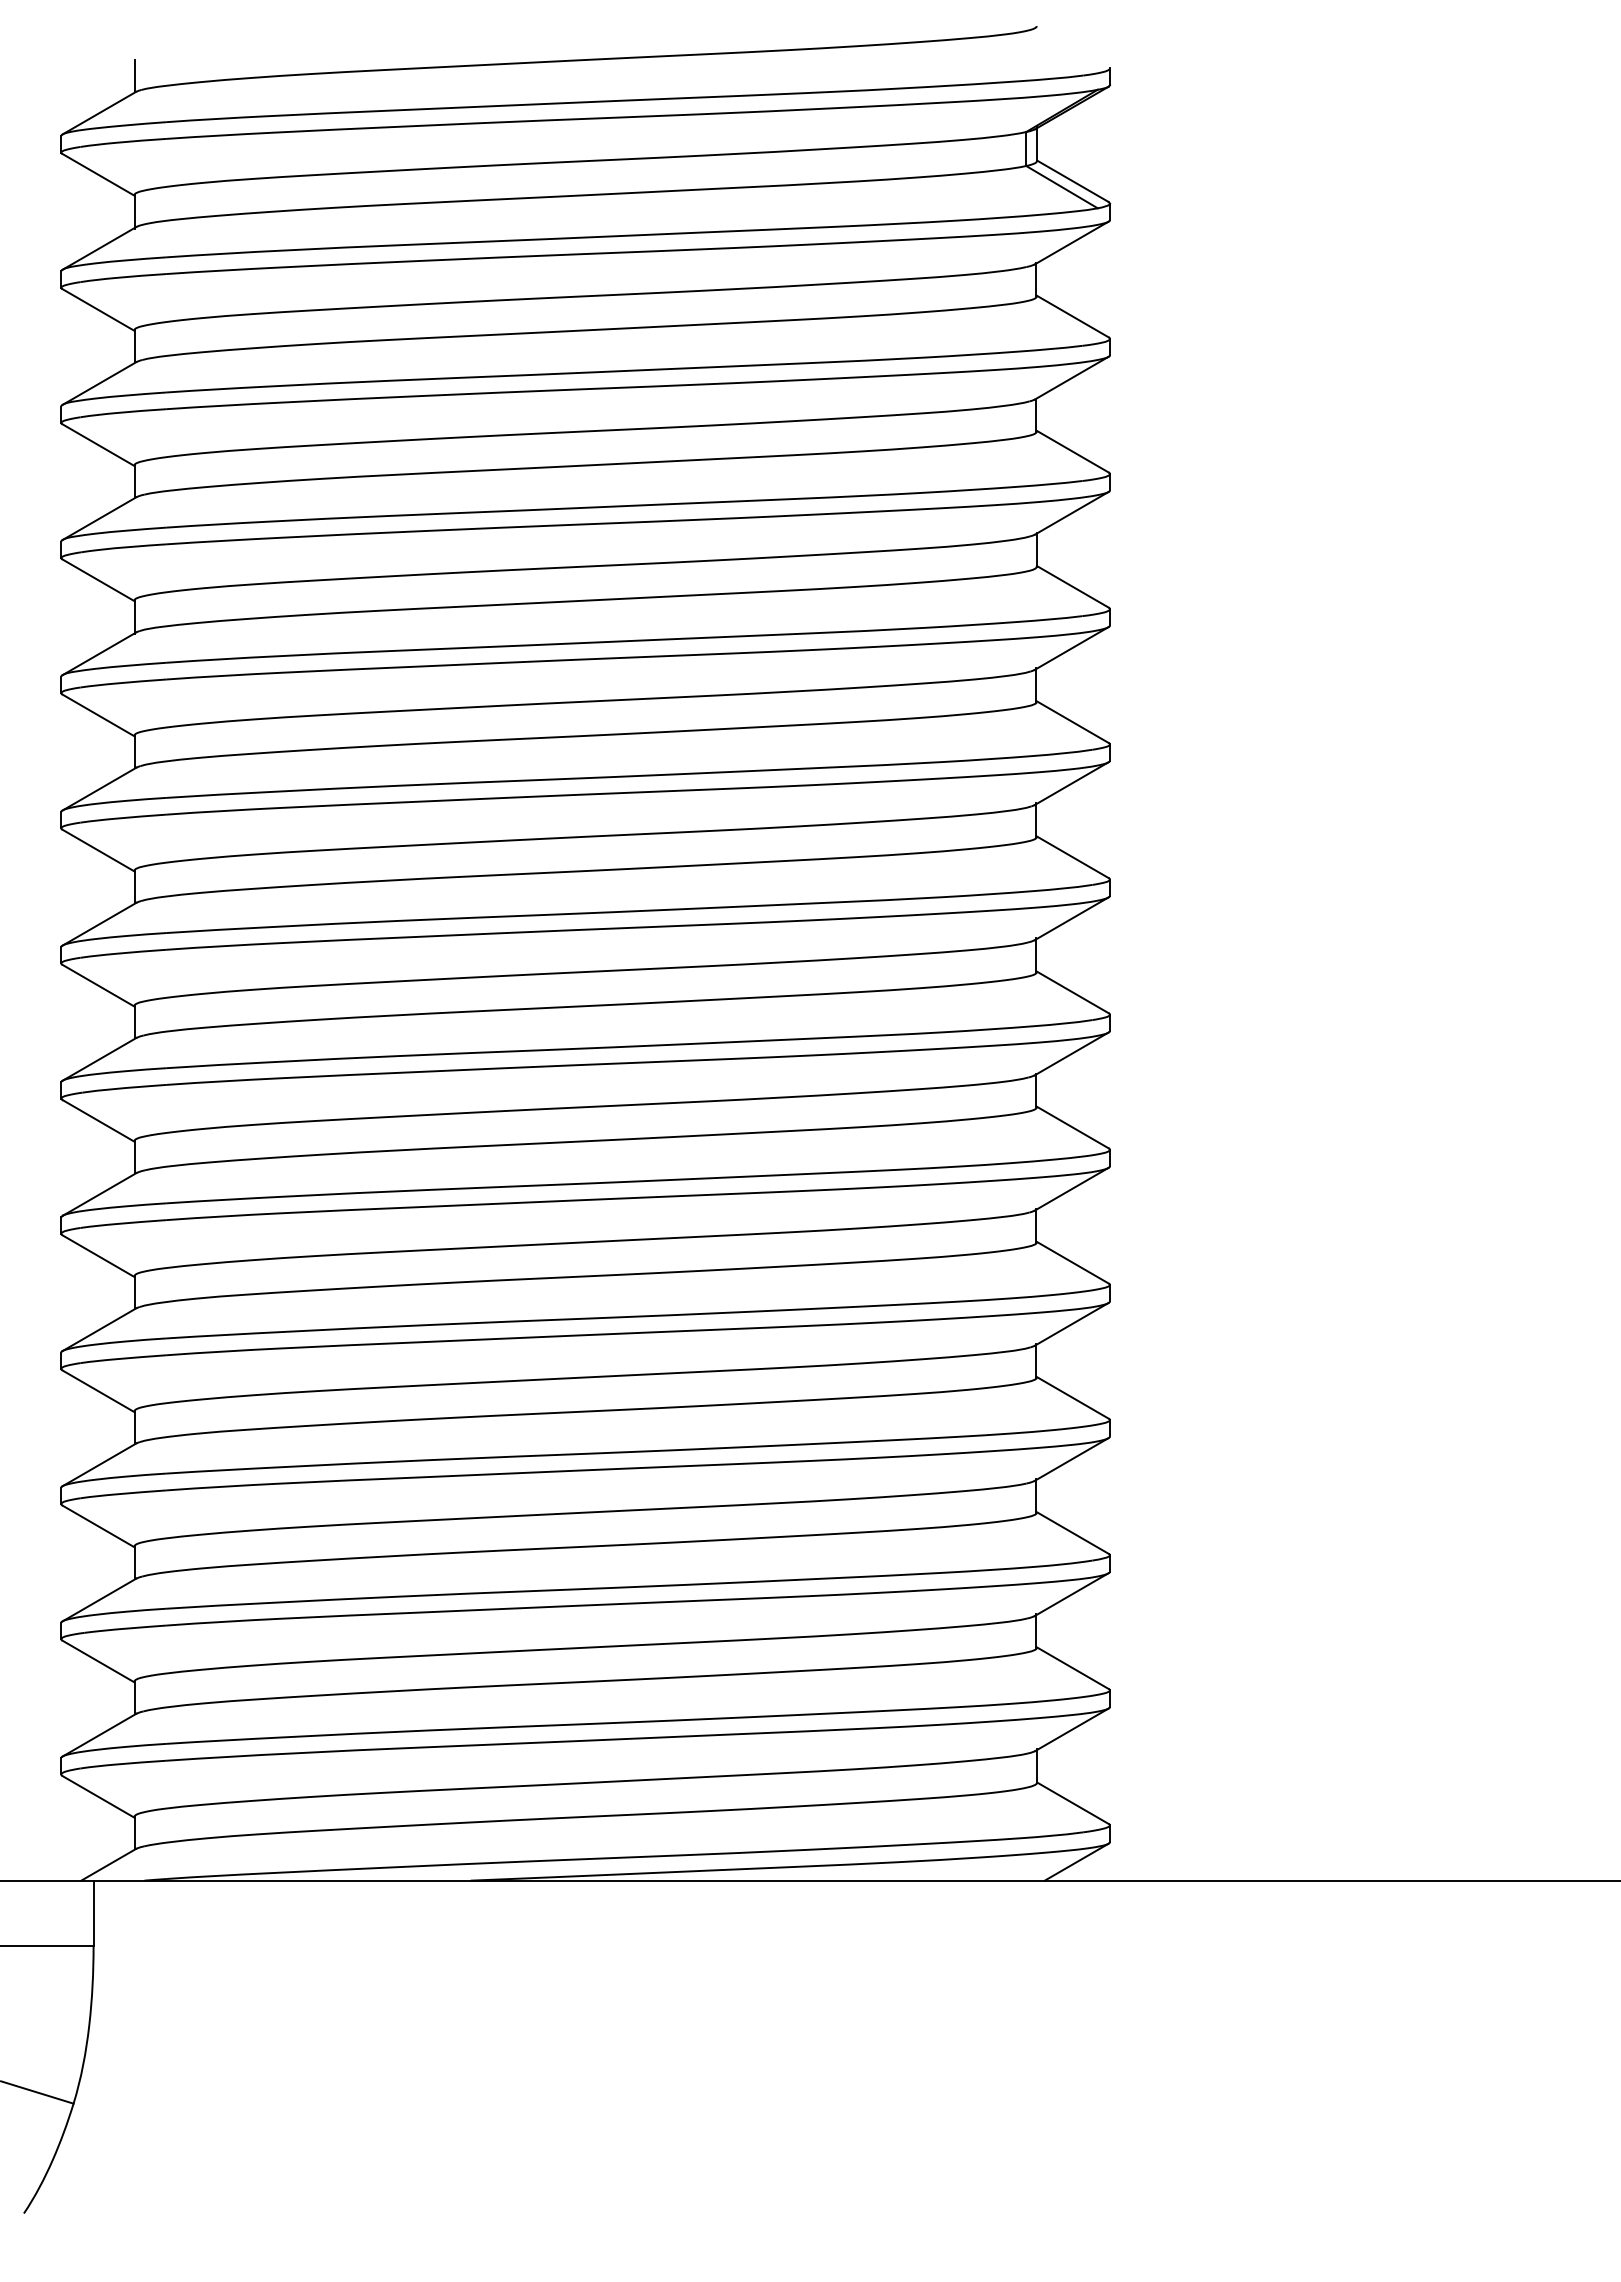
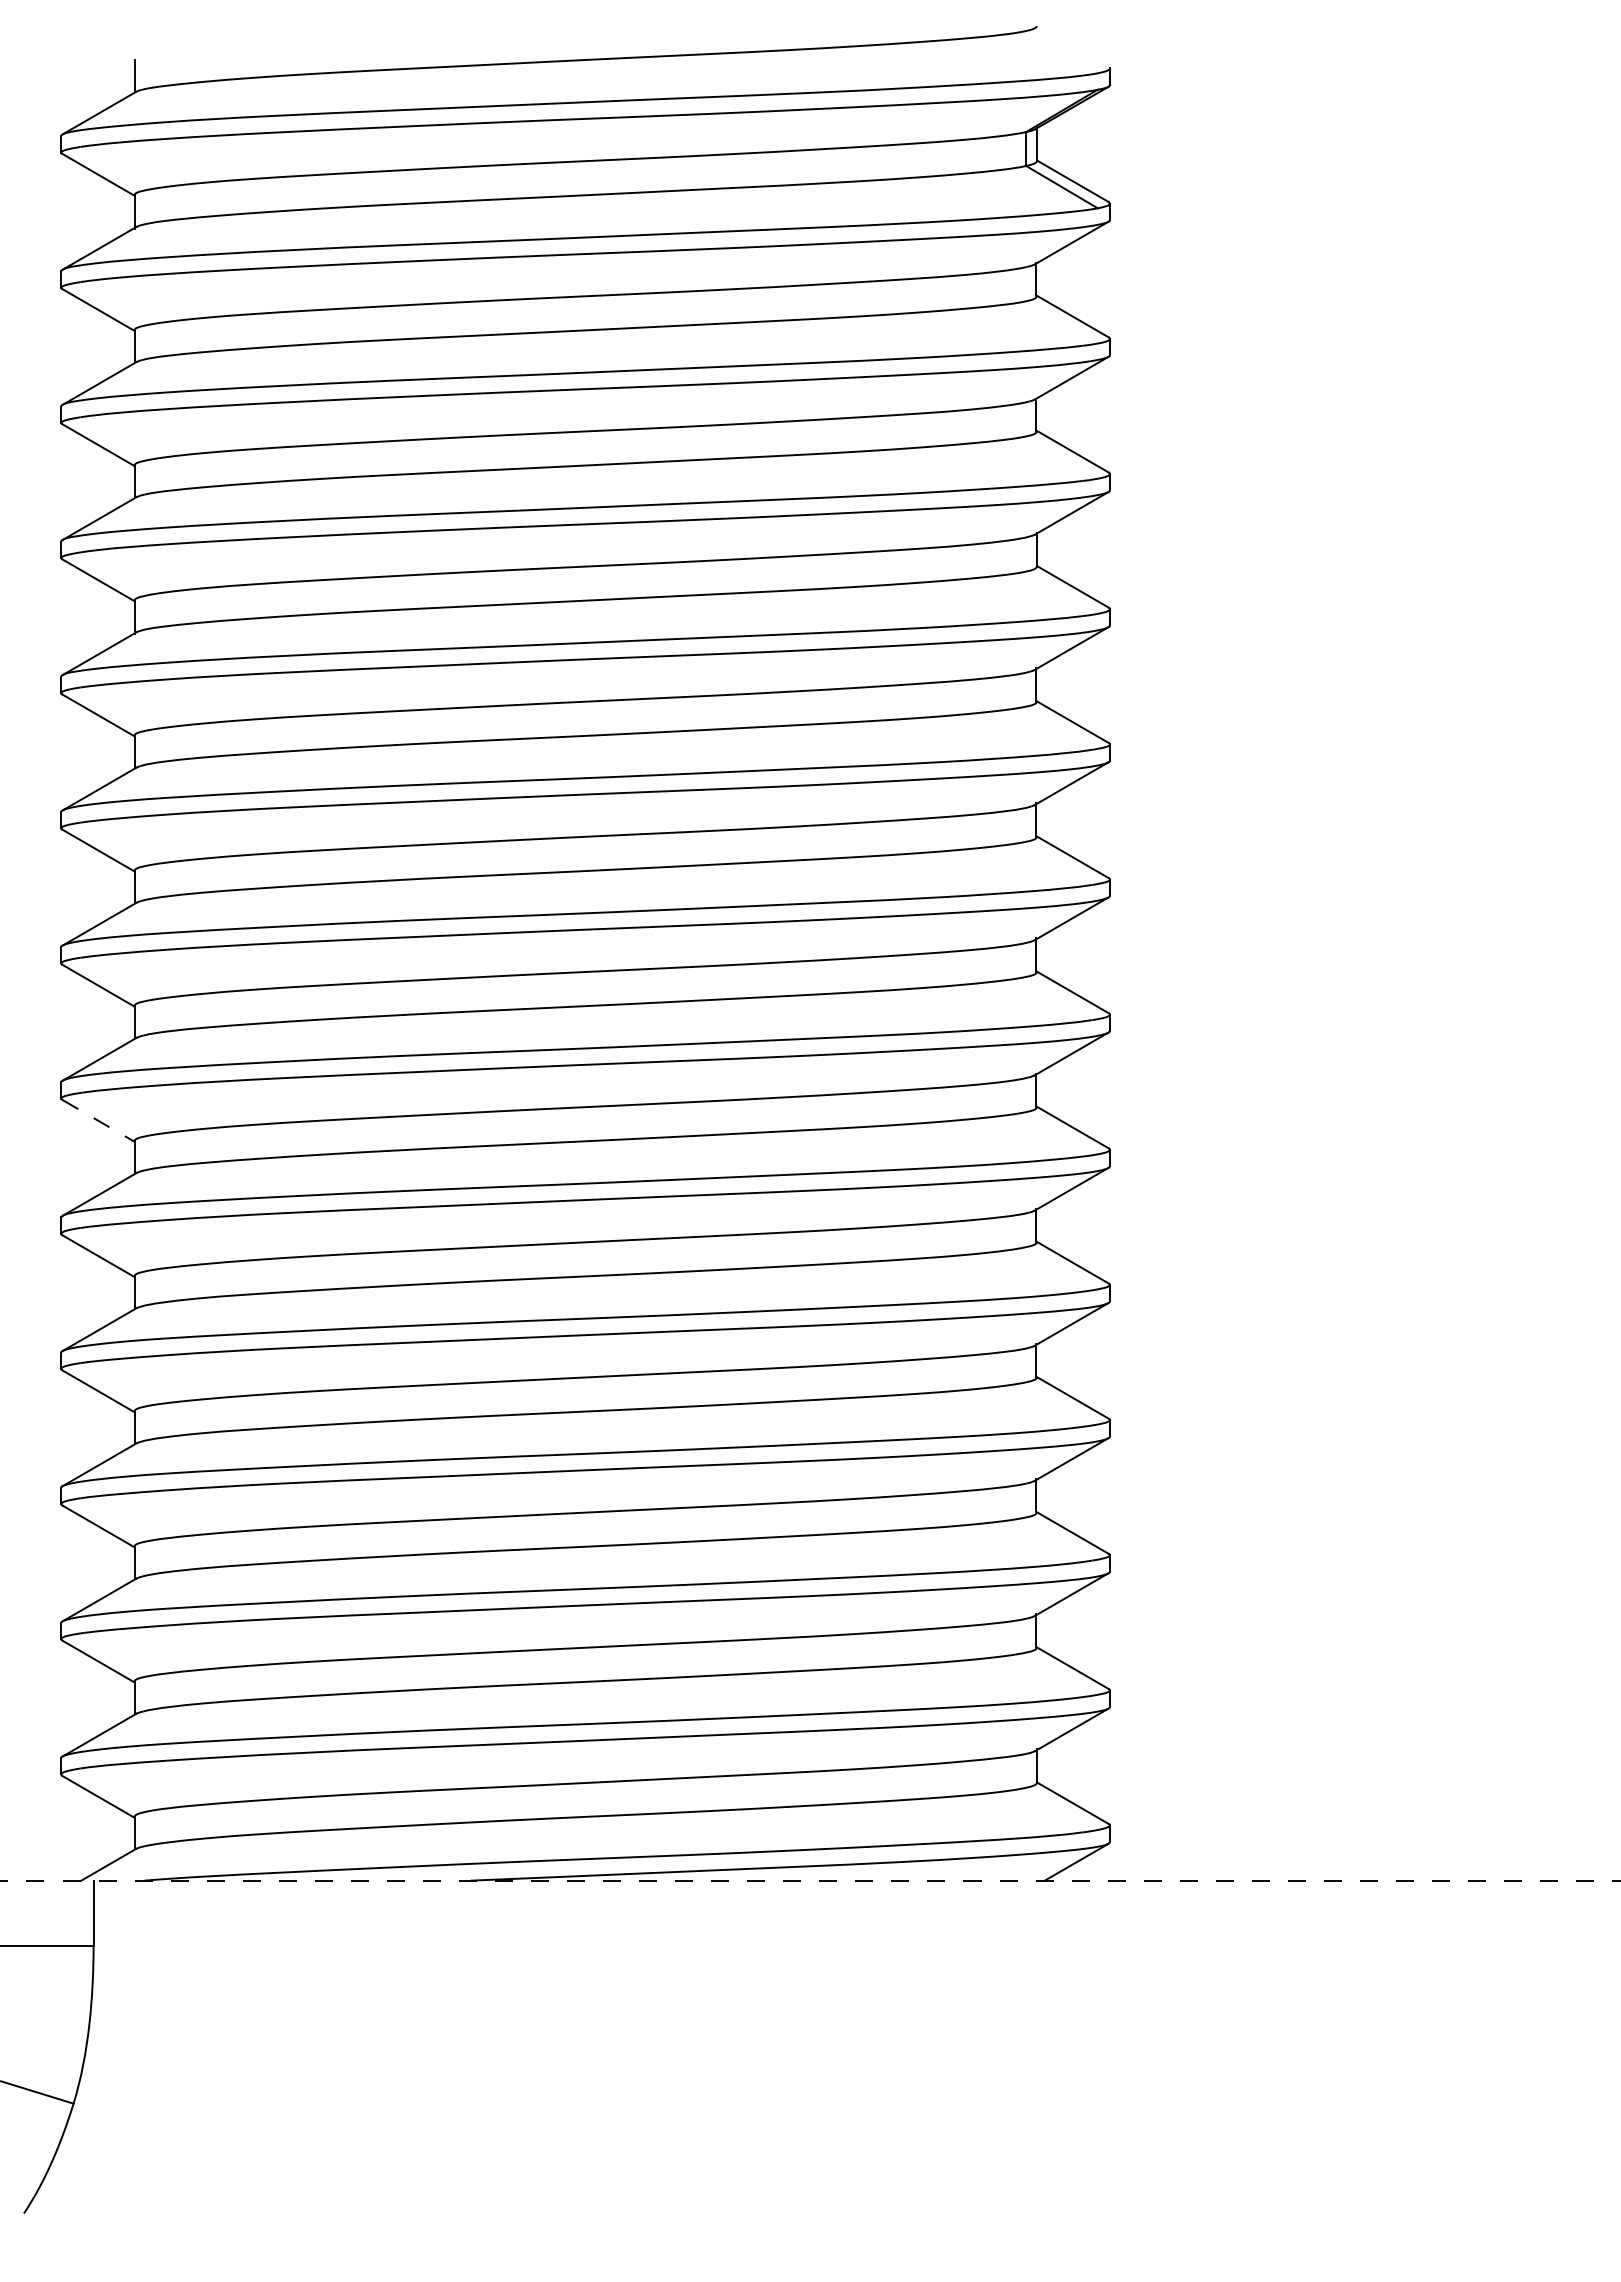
line: solid -> dashed (98, 1120)
line: solid -> dashed (810, 1880)
